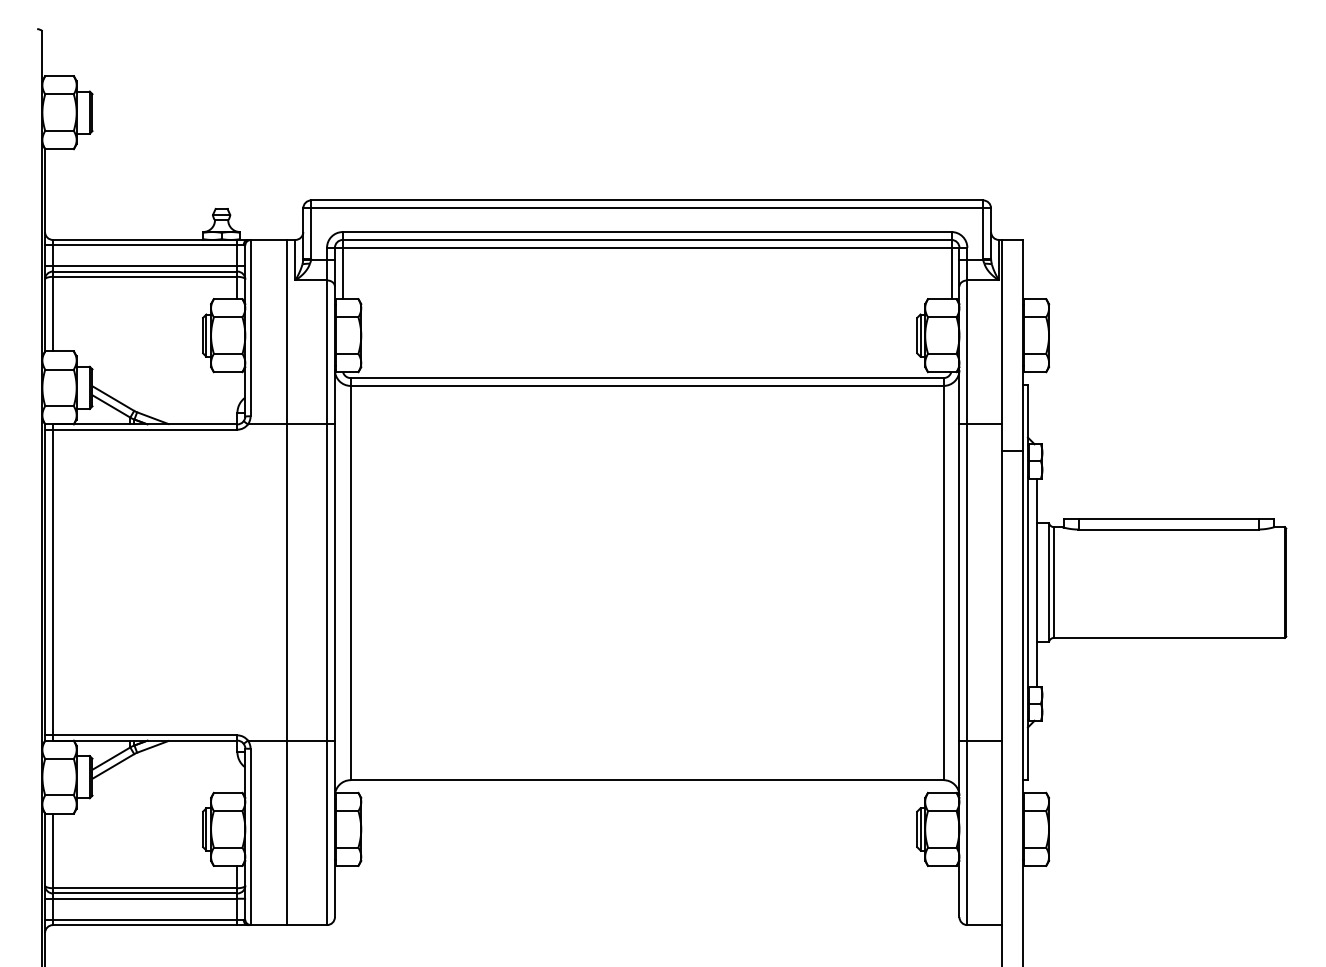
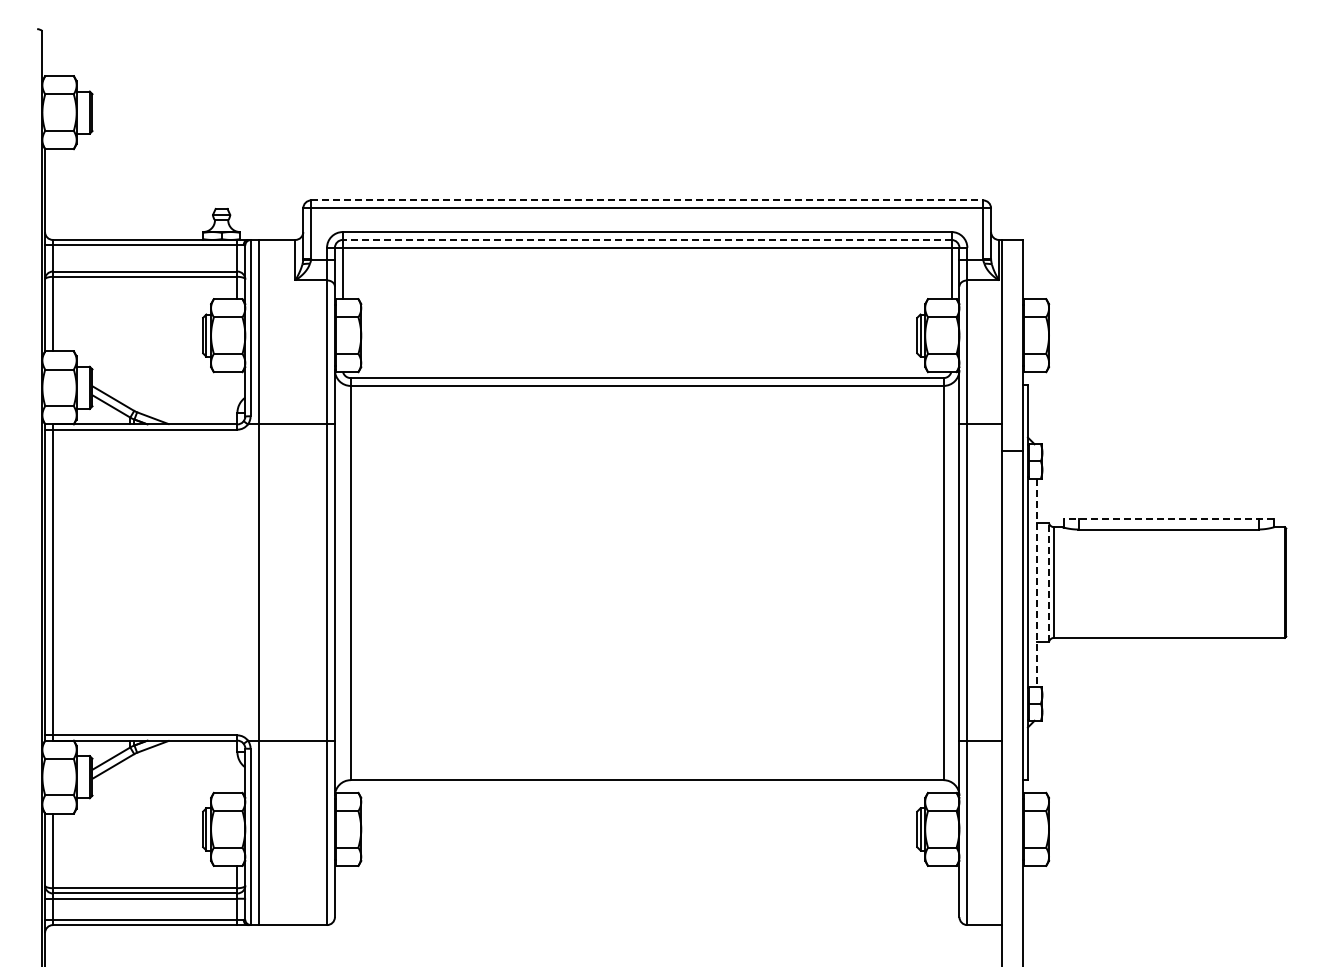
line: solid -> dashed (647, 200)
line: solid -> dashed (646, 239)
line: present -> none (145, 266)
line: solid -> dashed (1168, 519)
line position: (287, 582) -> (259, 582) (259, 582)
line: solid -> dashed (1036, 582)
line: solid -> dashed (1049, 582)
